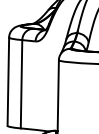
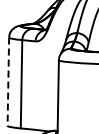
line: solid -> dashed (8, 82)
